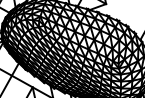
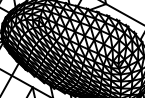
line: none -> present (123, 13)
